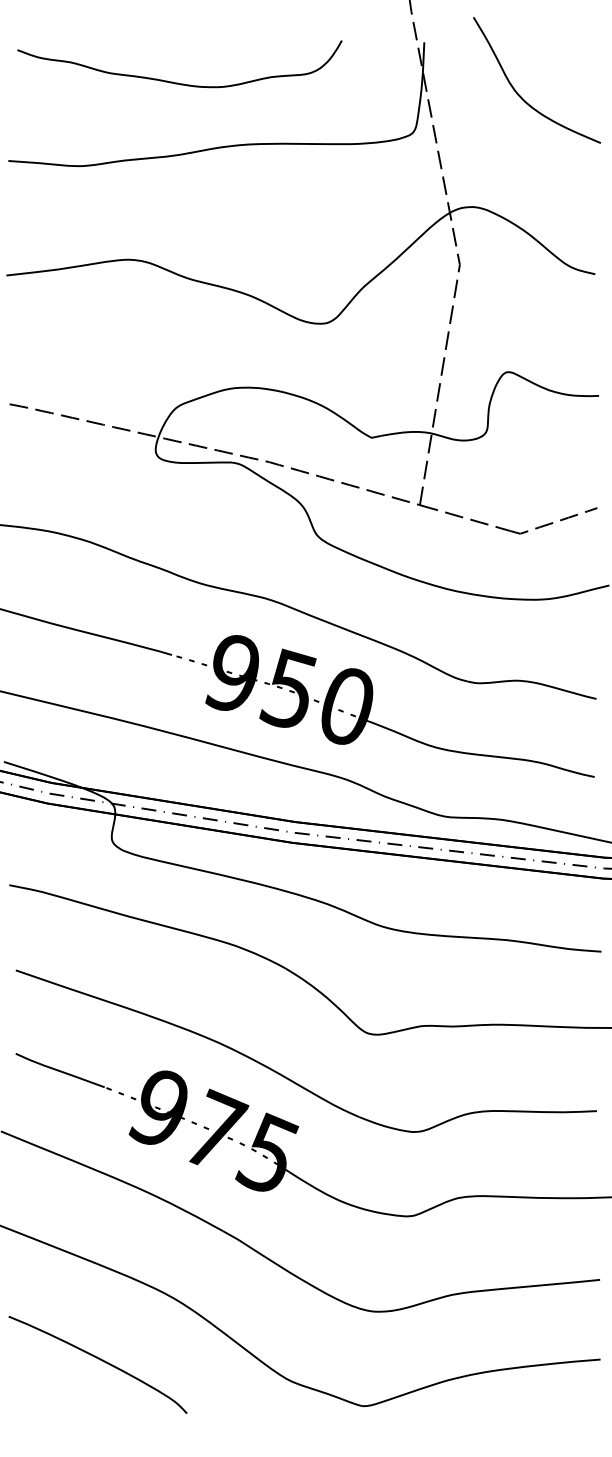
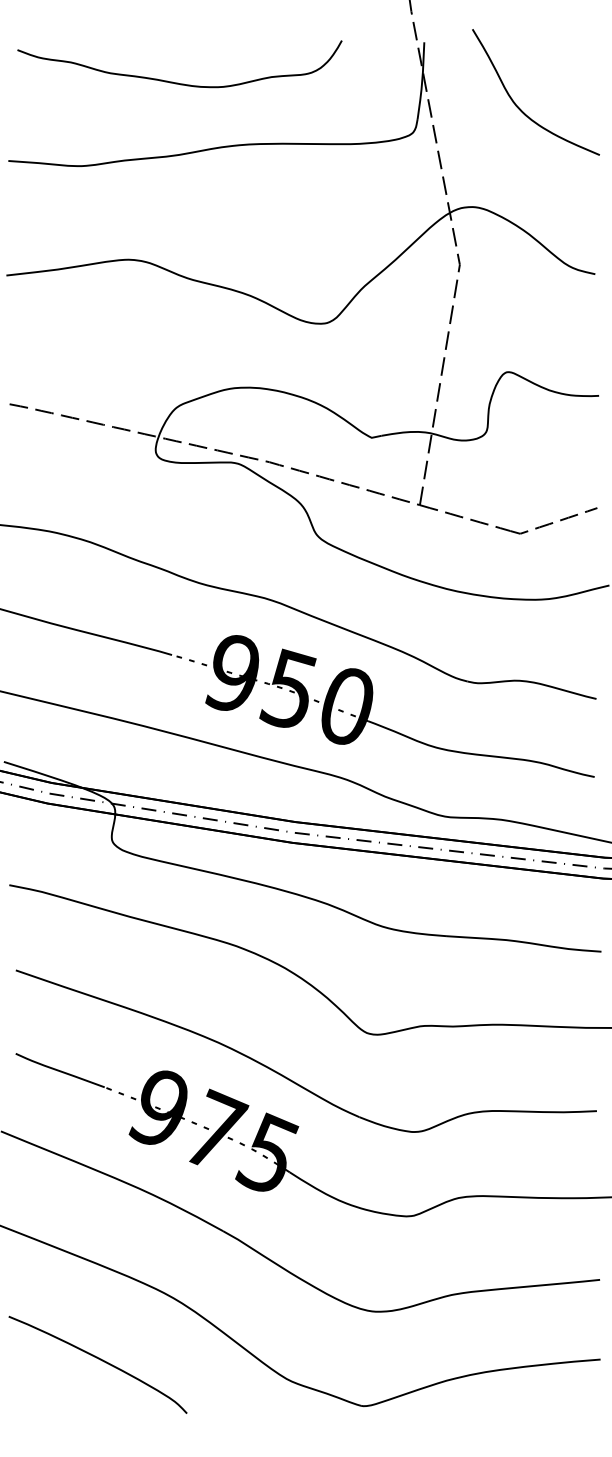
curve position: (520, 95) -> (519, 107) (519, 107)
